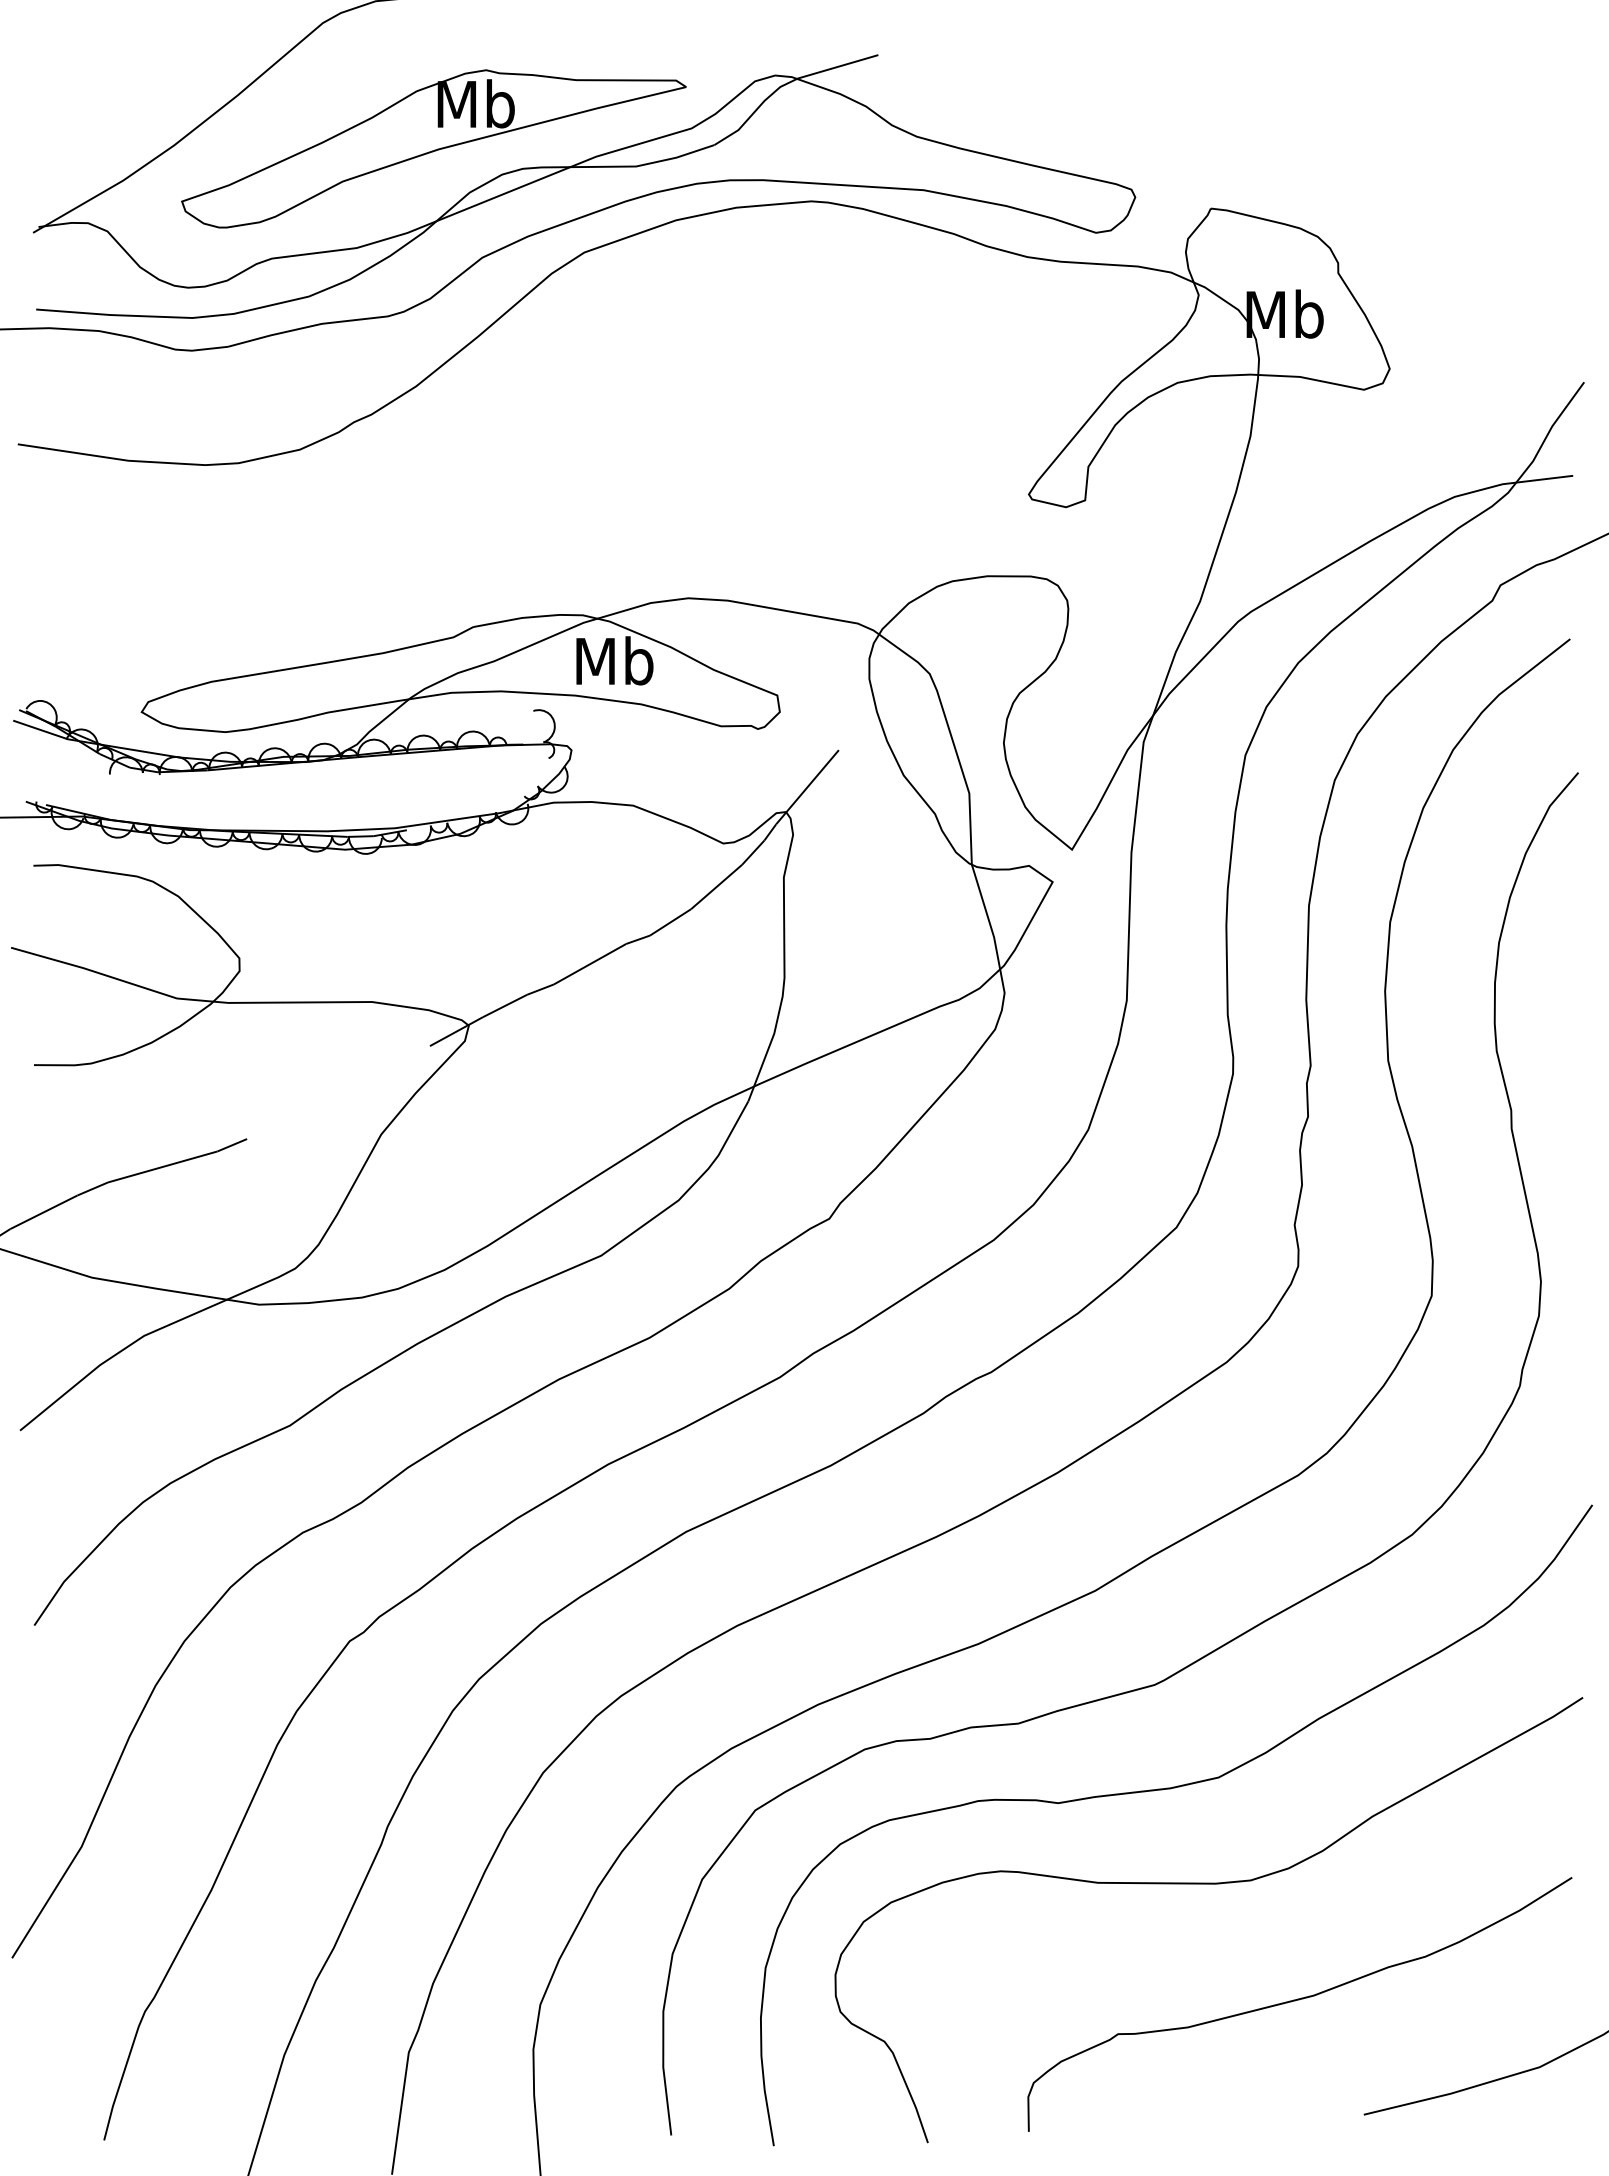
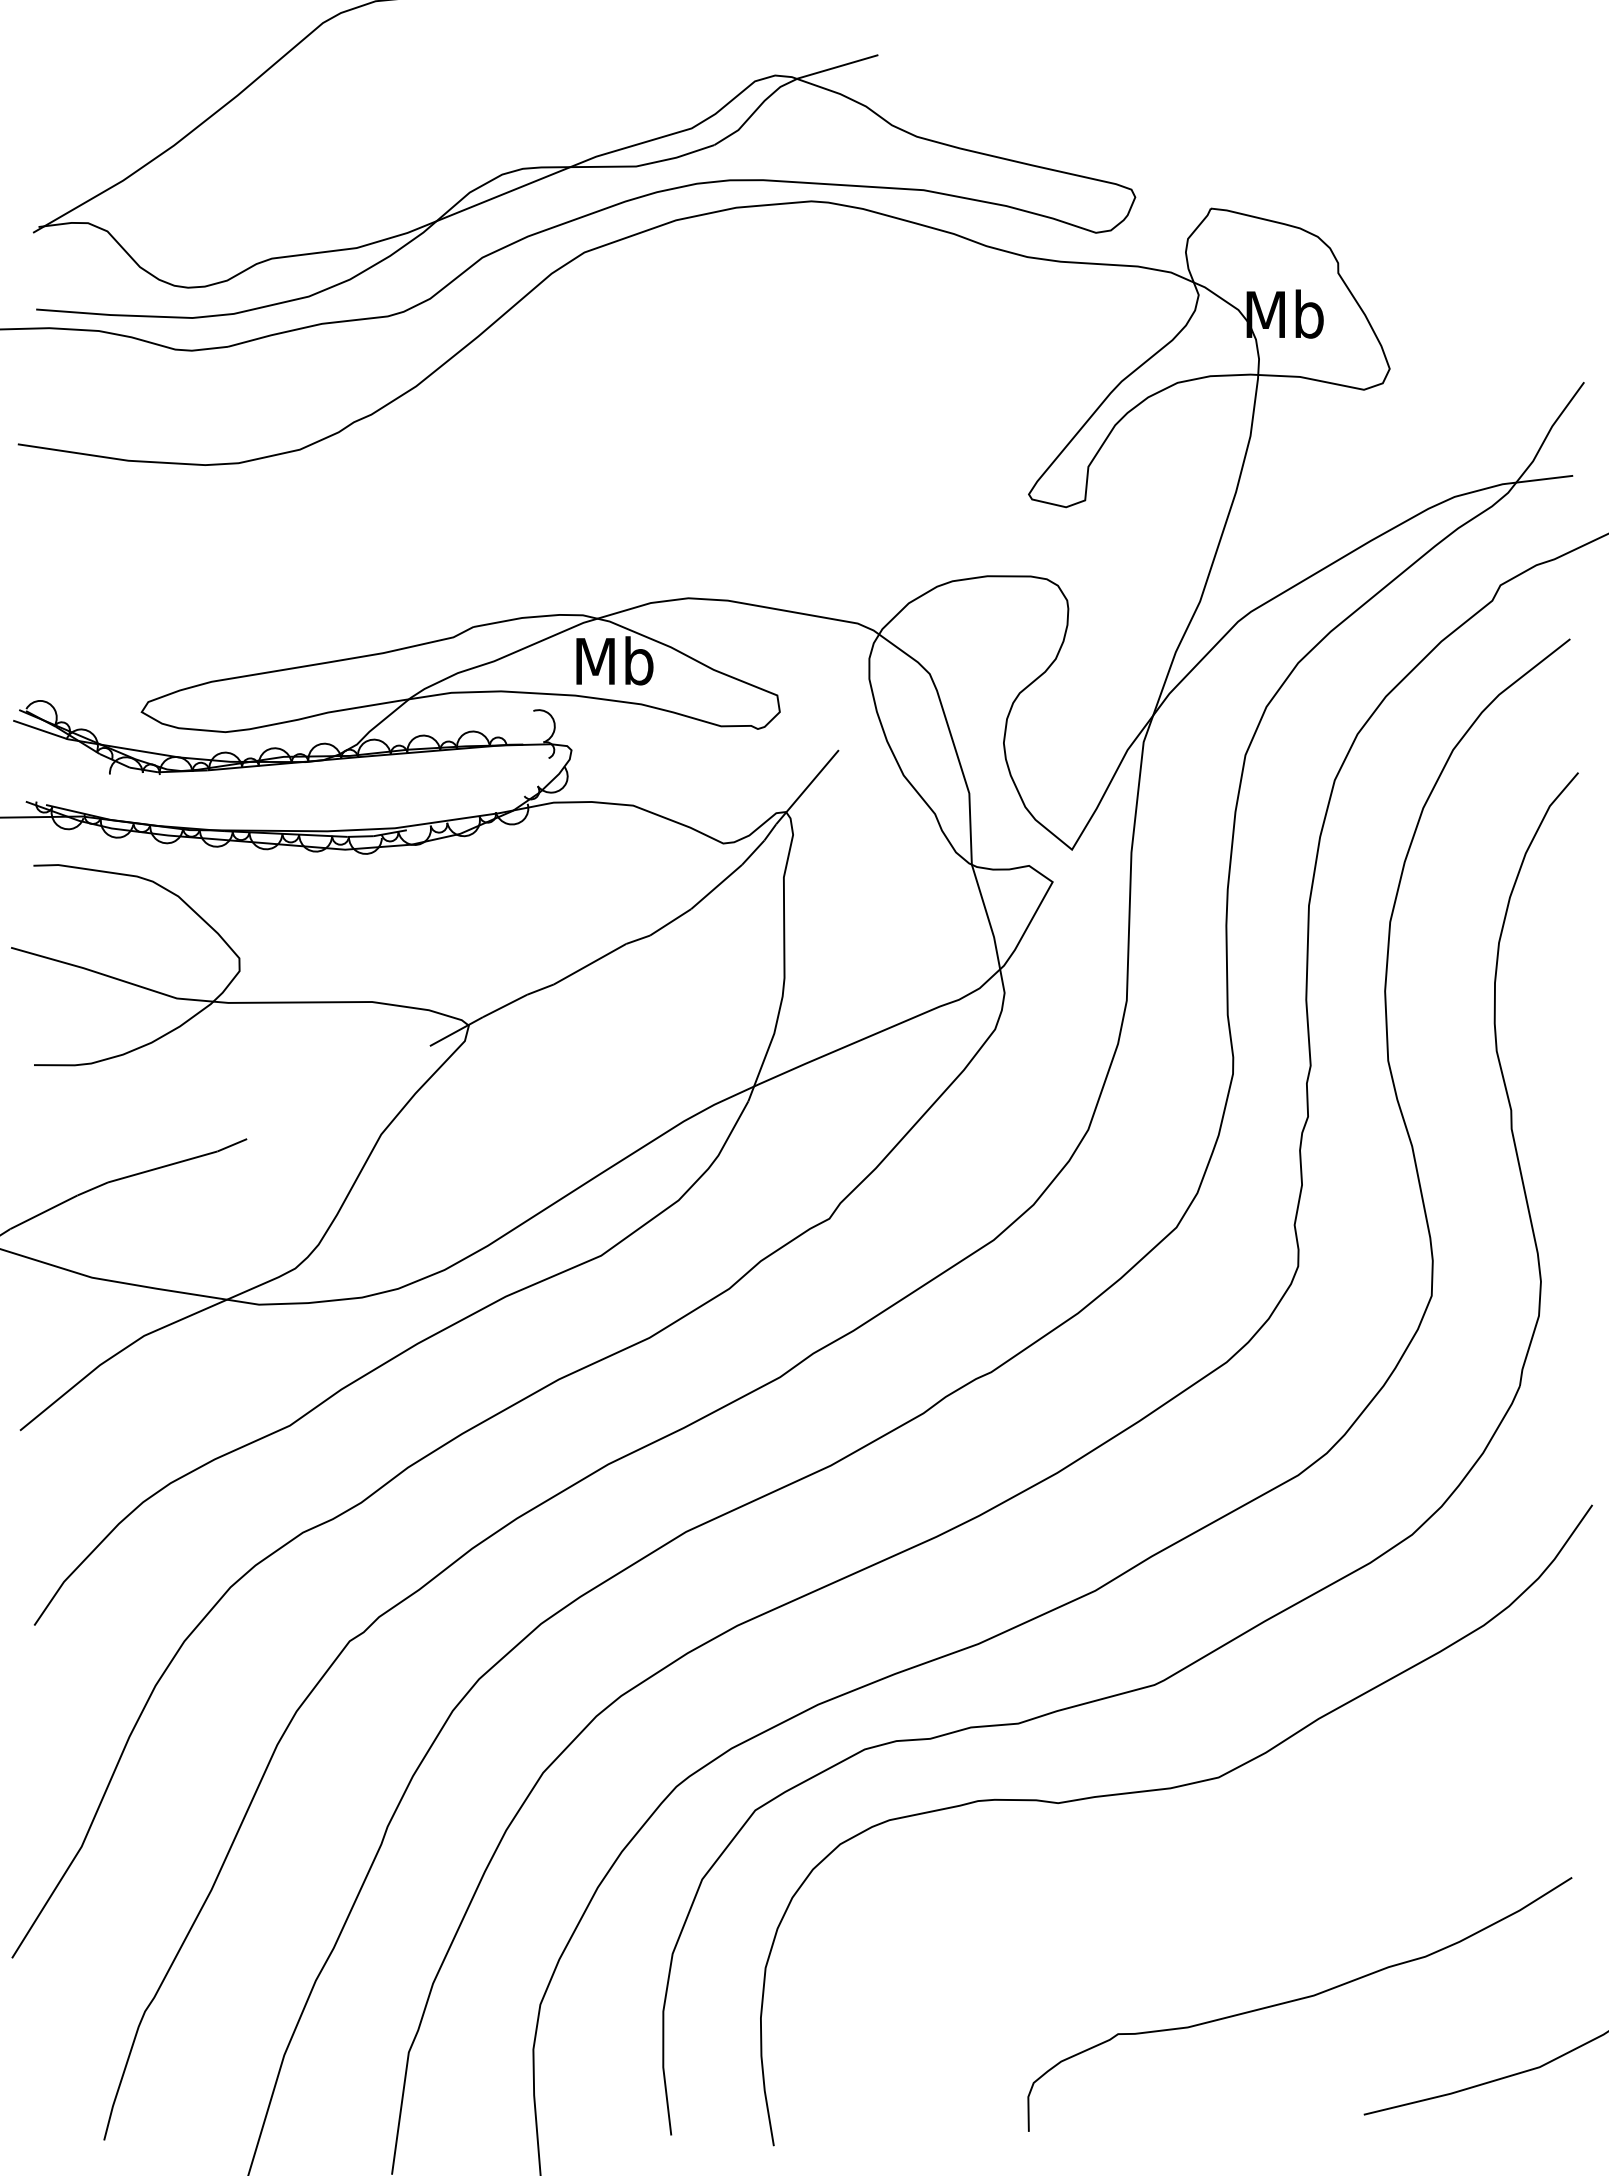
part: present -> none (433, 148)
curve: present -> none (1208, 1884)
